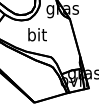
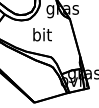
text position: (37, 34) -> (42, 34) (42, 34)
